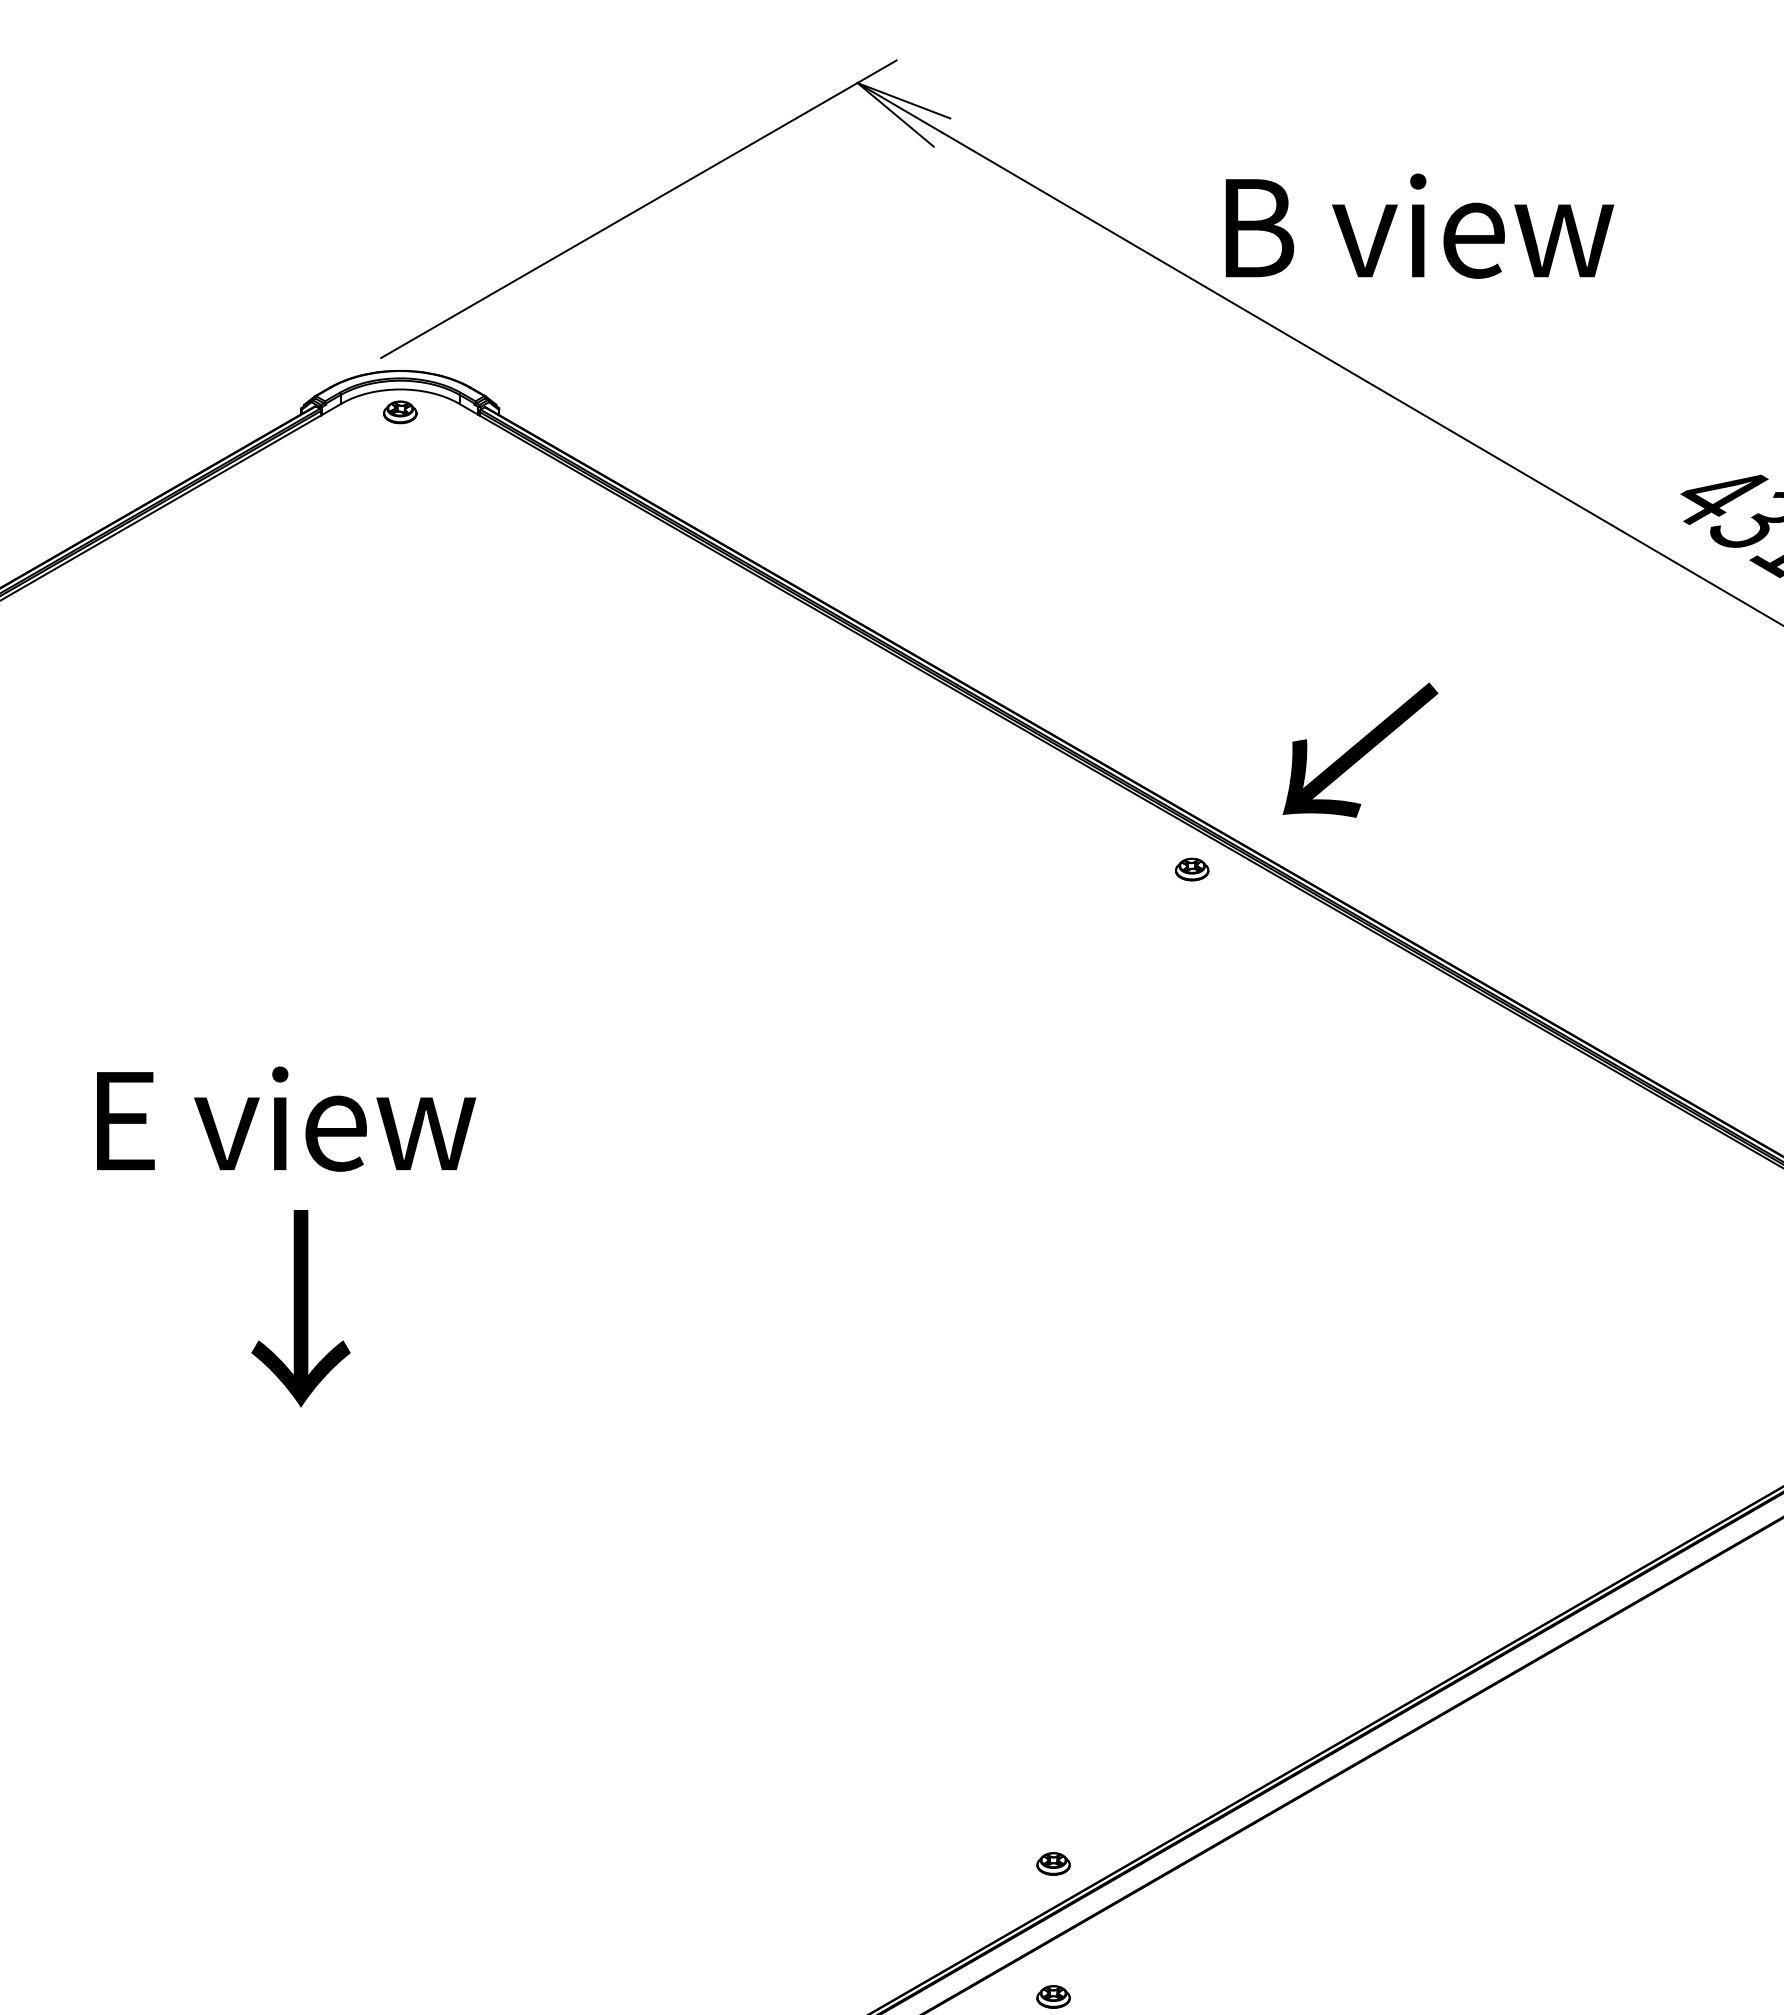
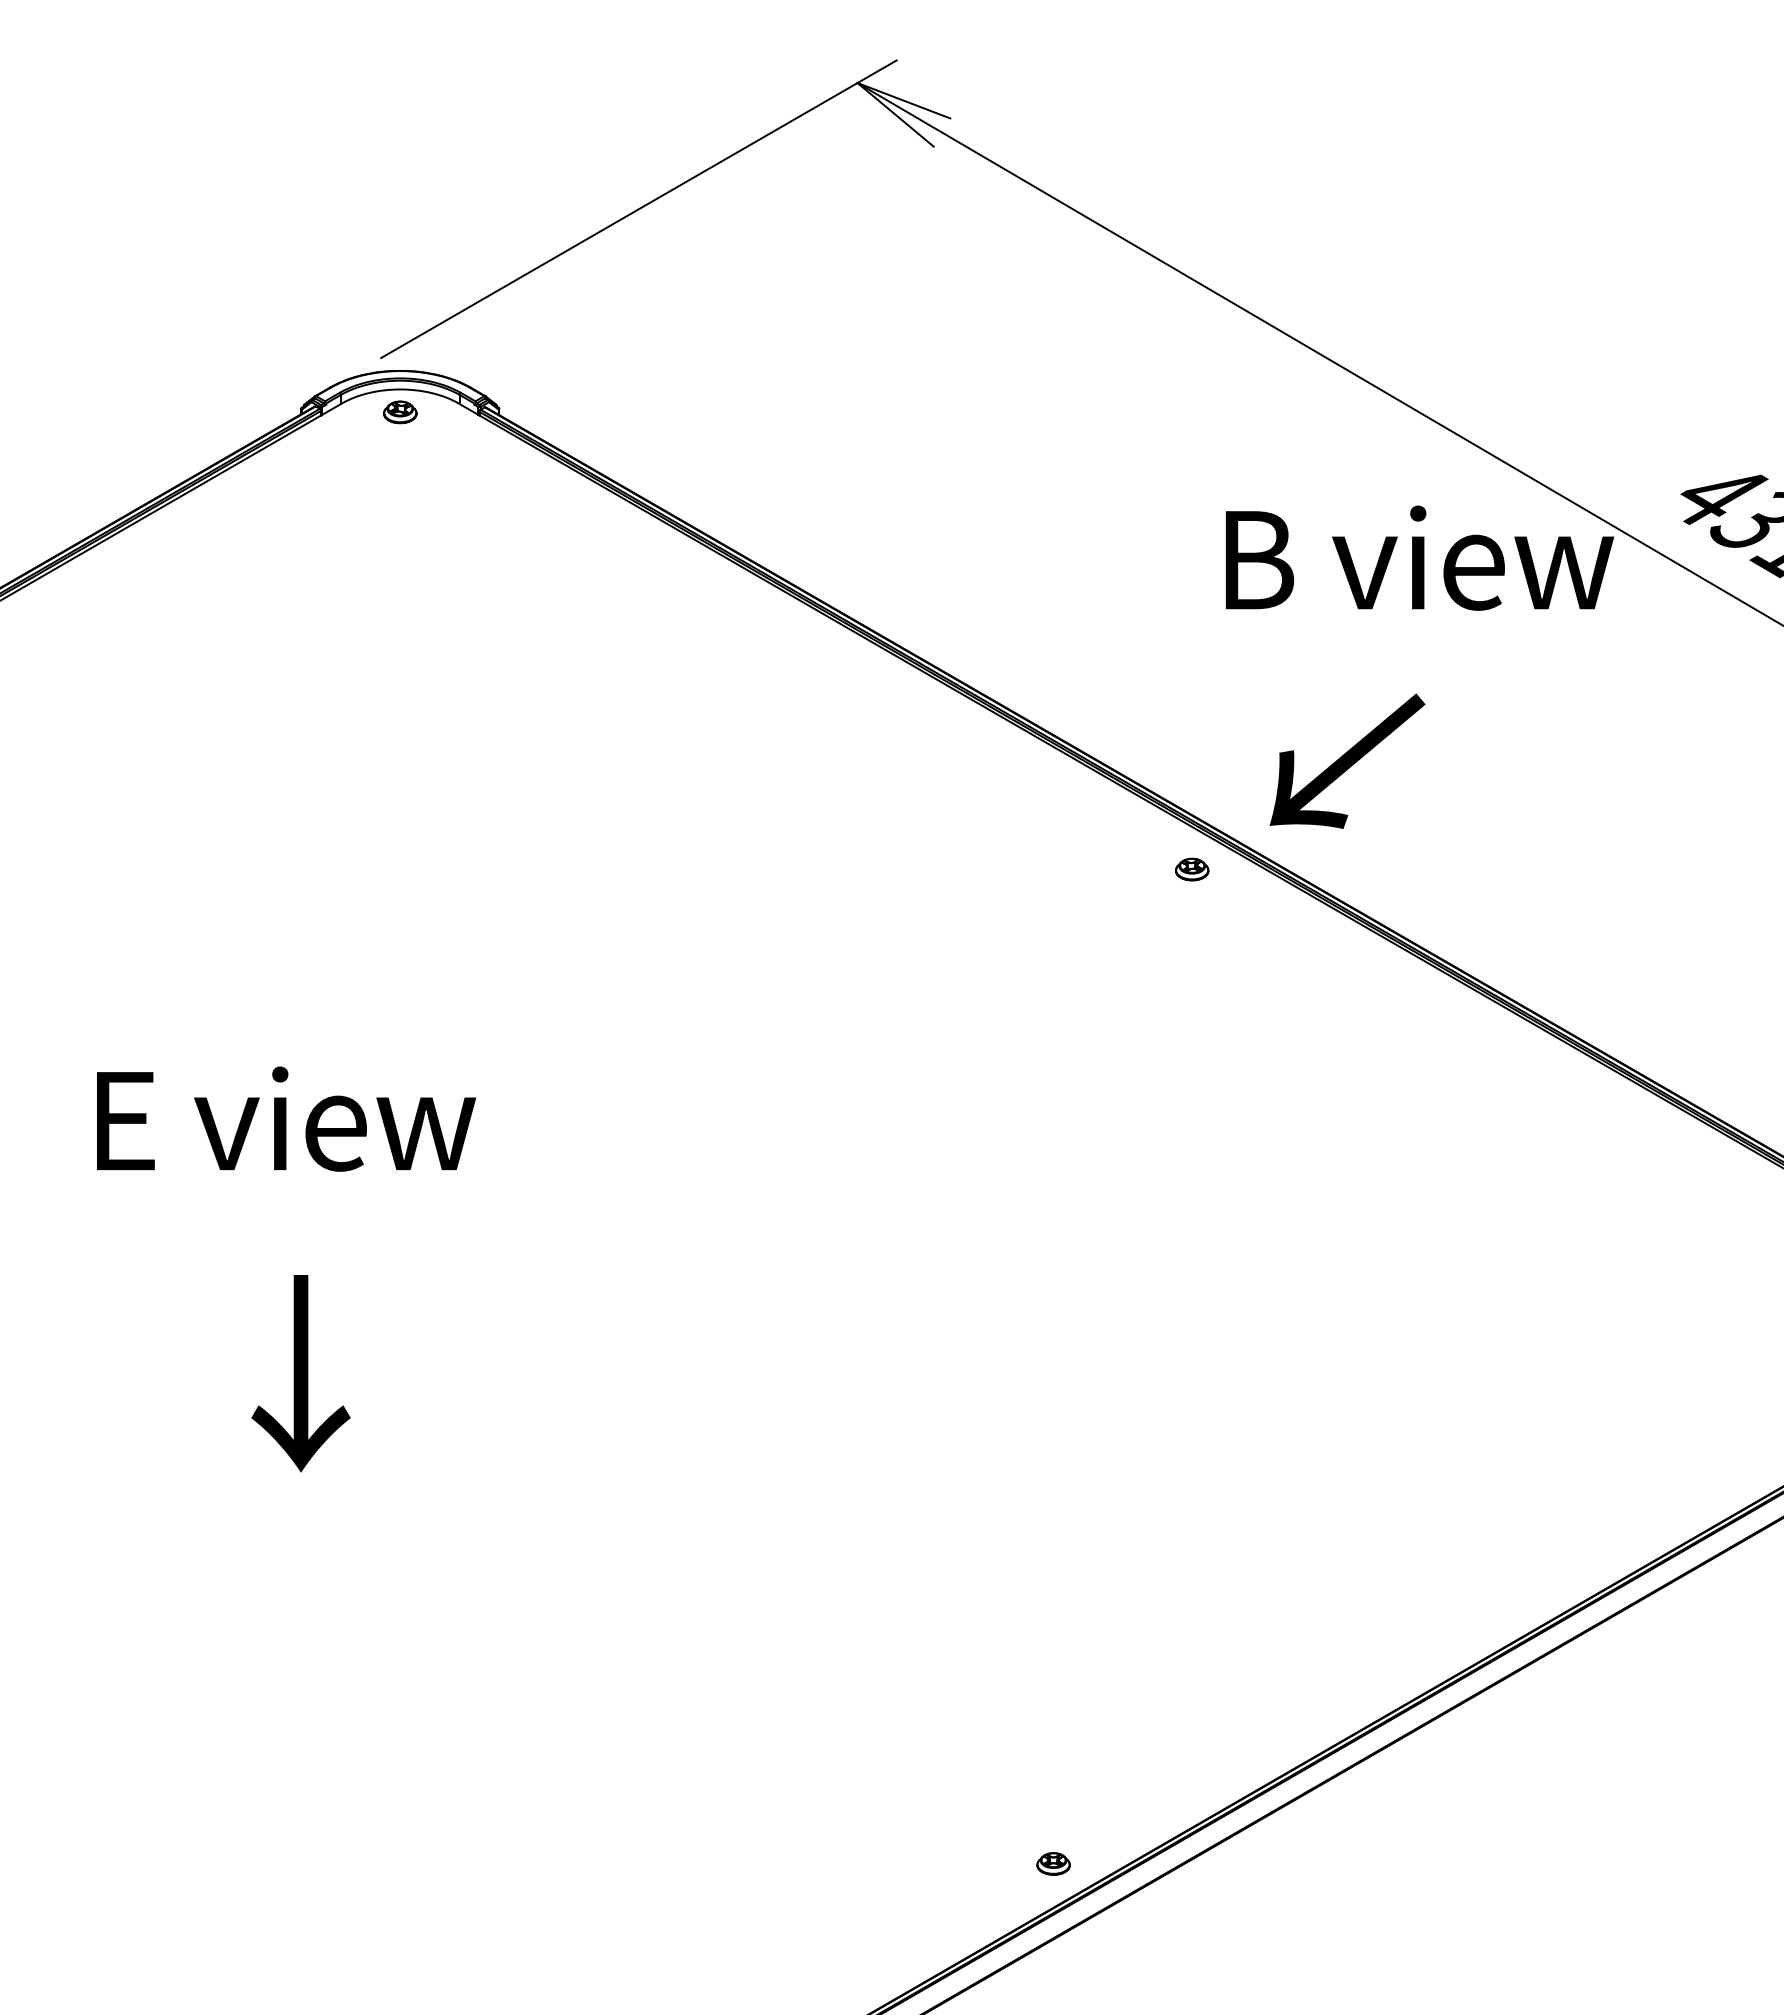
text position: (1419, 225) -> (1419, 557) (1419, 557)
text position: (1360, 749) -> (1347, 760) (1347, 760)
text position: (300, 1308) -> (300, 1373) (300, 1373)
part: present -> none (1053, 1996)
